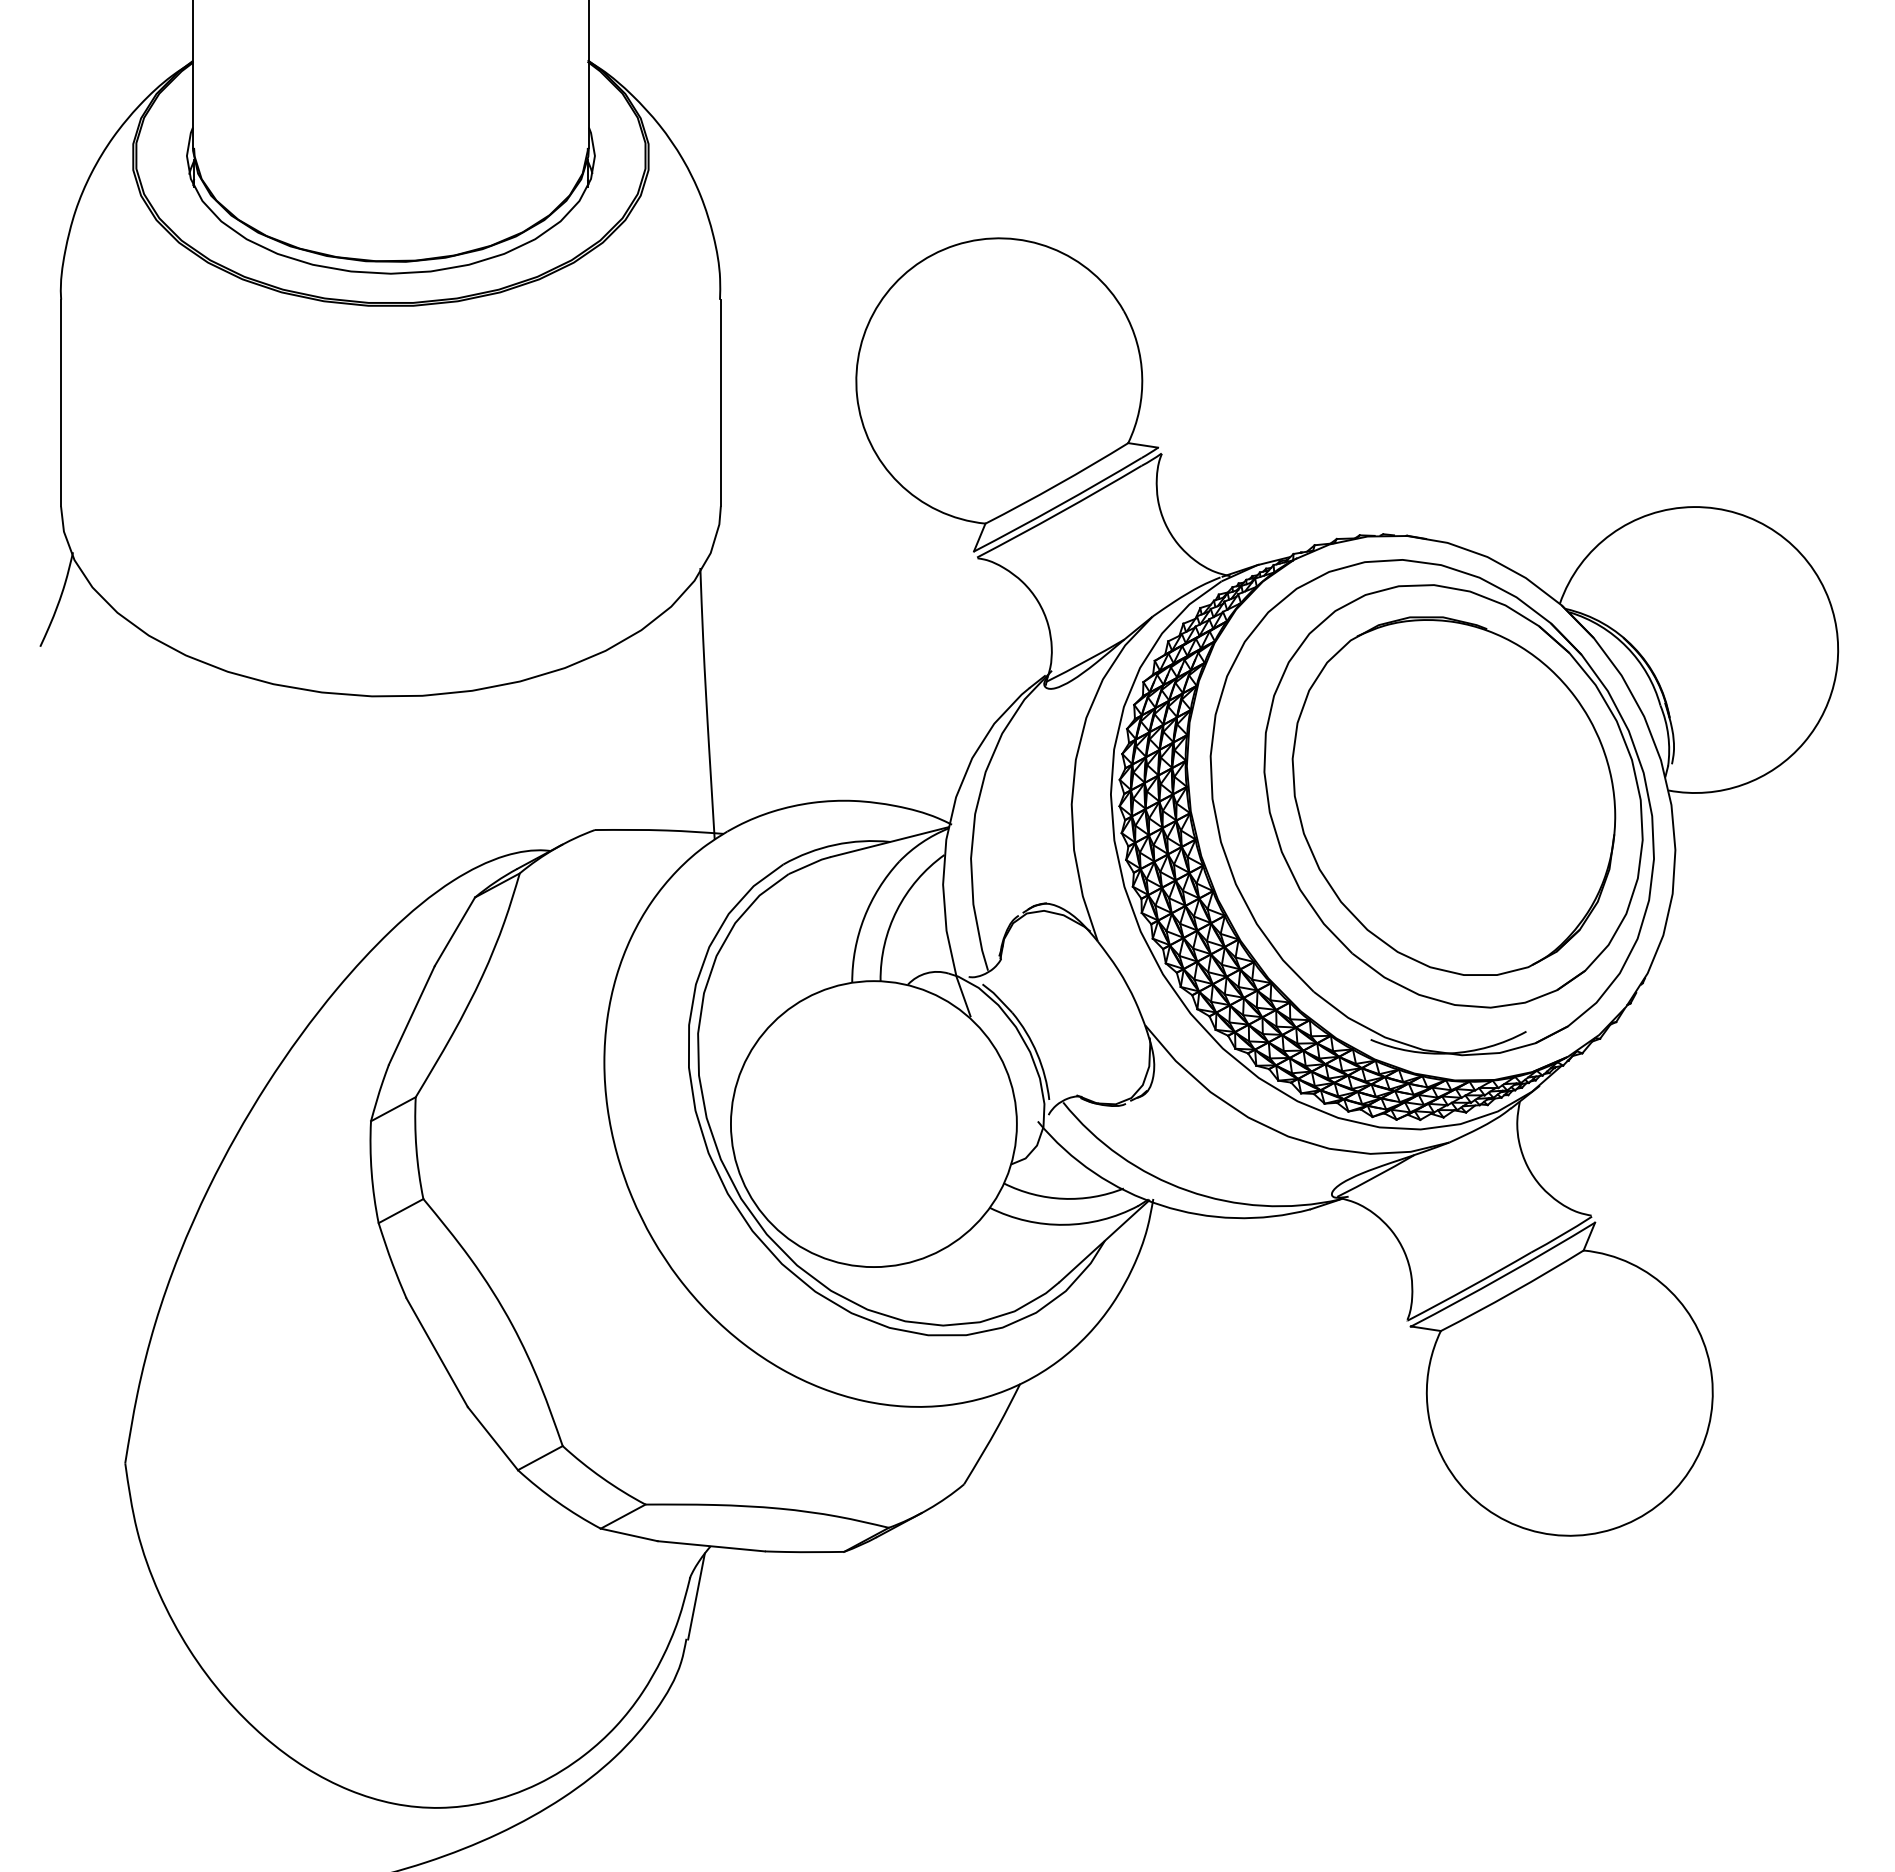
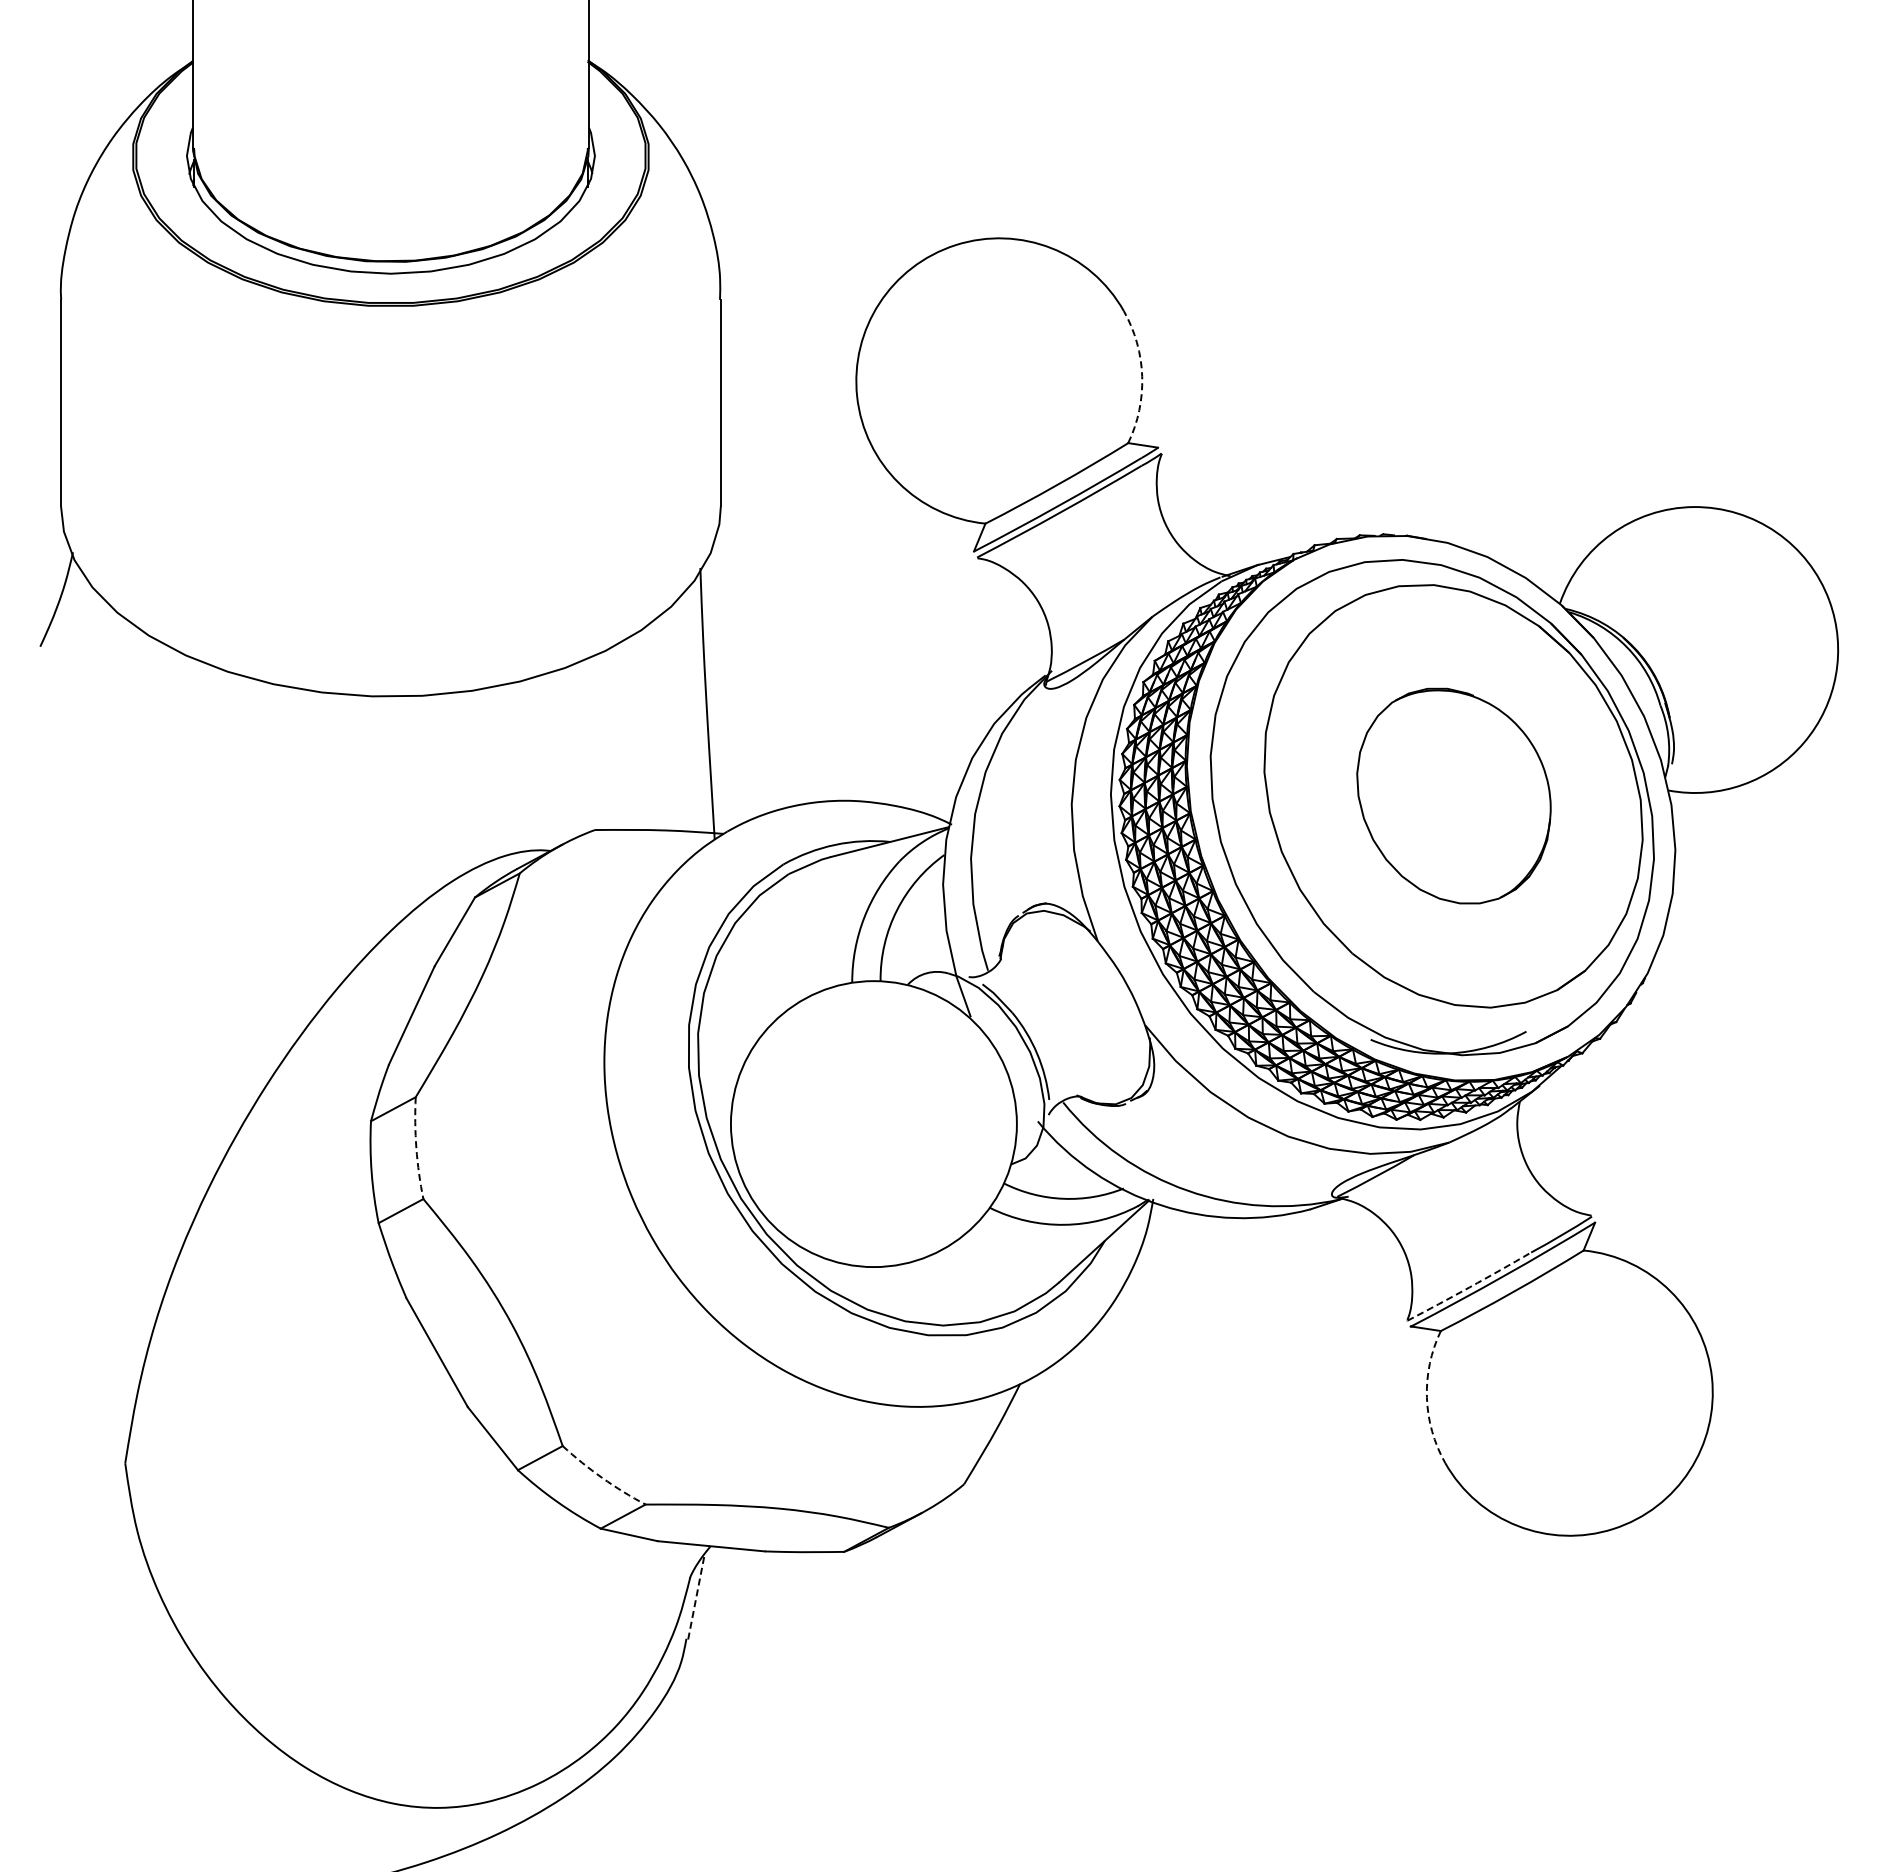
arc: solid -> dashed (1142, 376)
part size: 326x360 px -> 196x218 px (1453, 795)
arc: solid -> dashed (416, 1148)
arc: solid -> dashed (1469, 1287)
arc: solid -> dashed (1426, 1397)
arc: solid -> dashed (602, 1477)
line: solid -> dashed (696, 1596)
